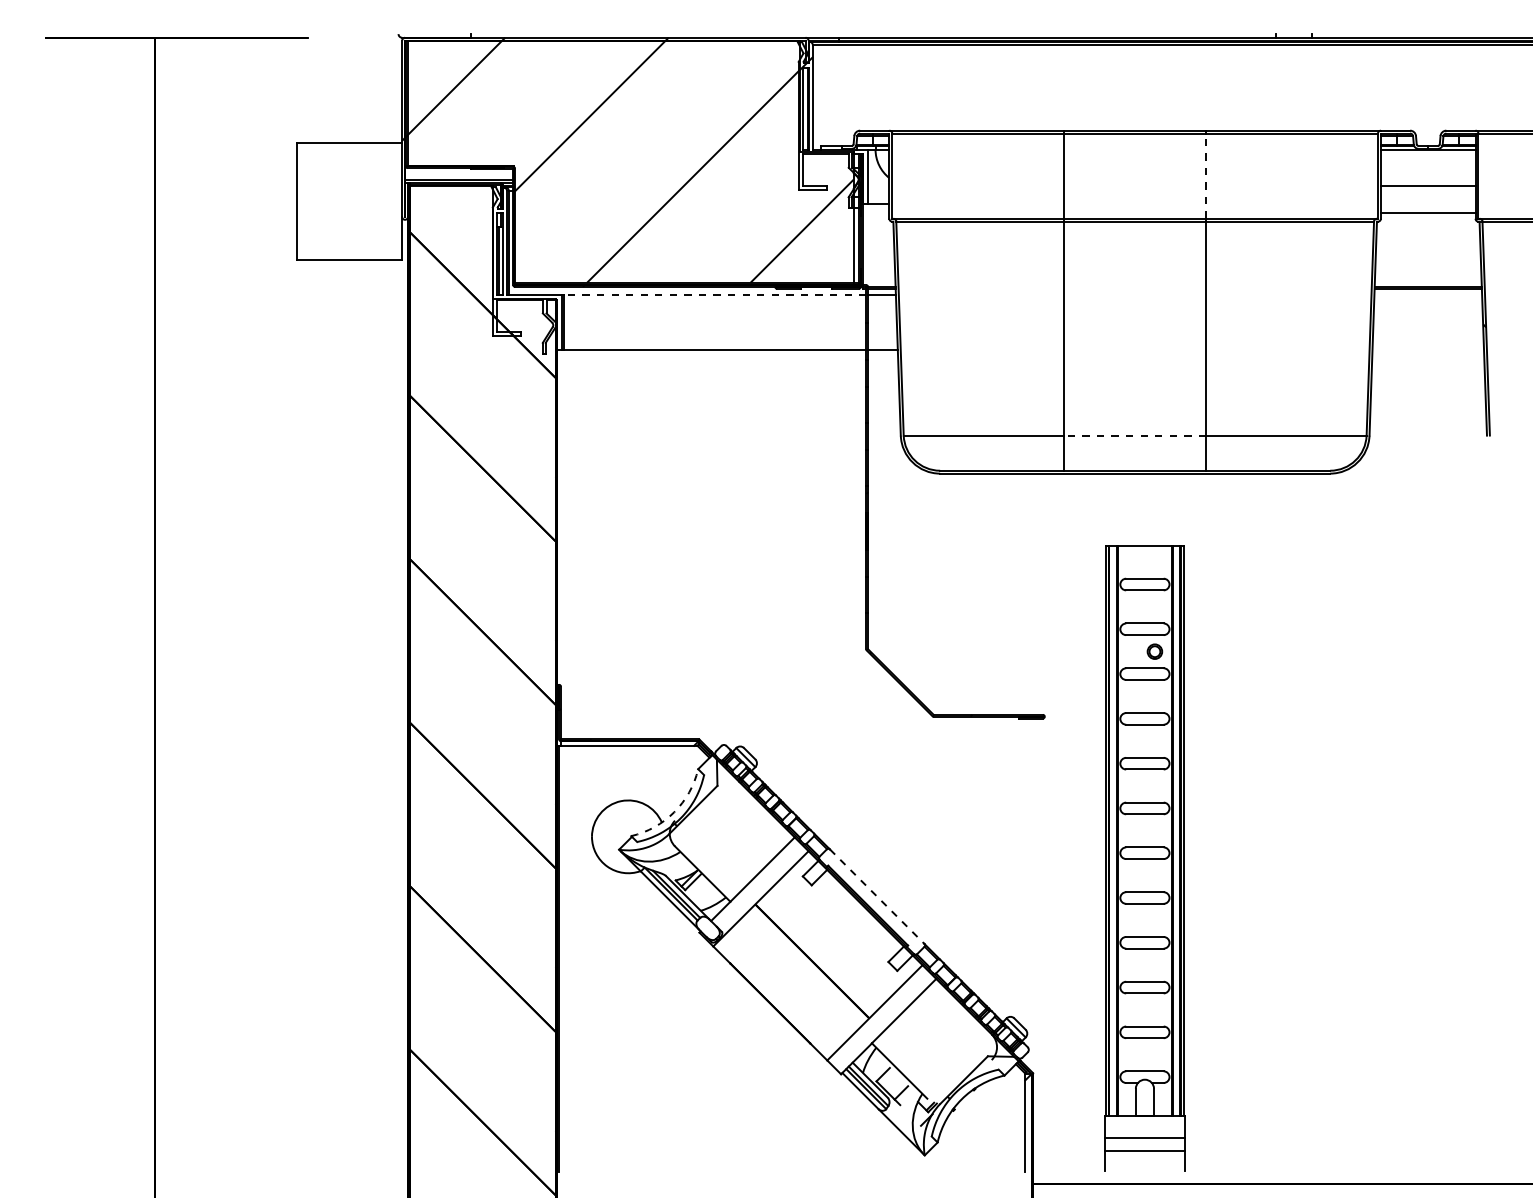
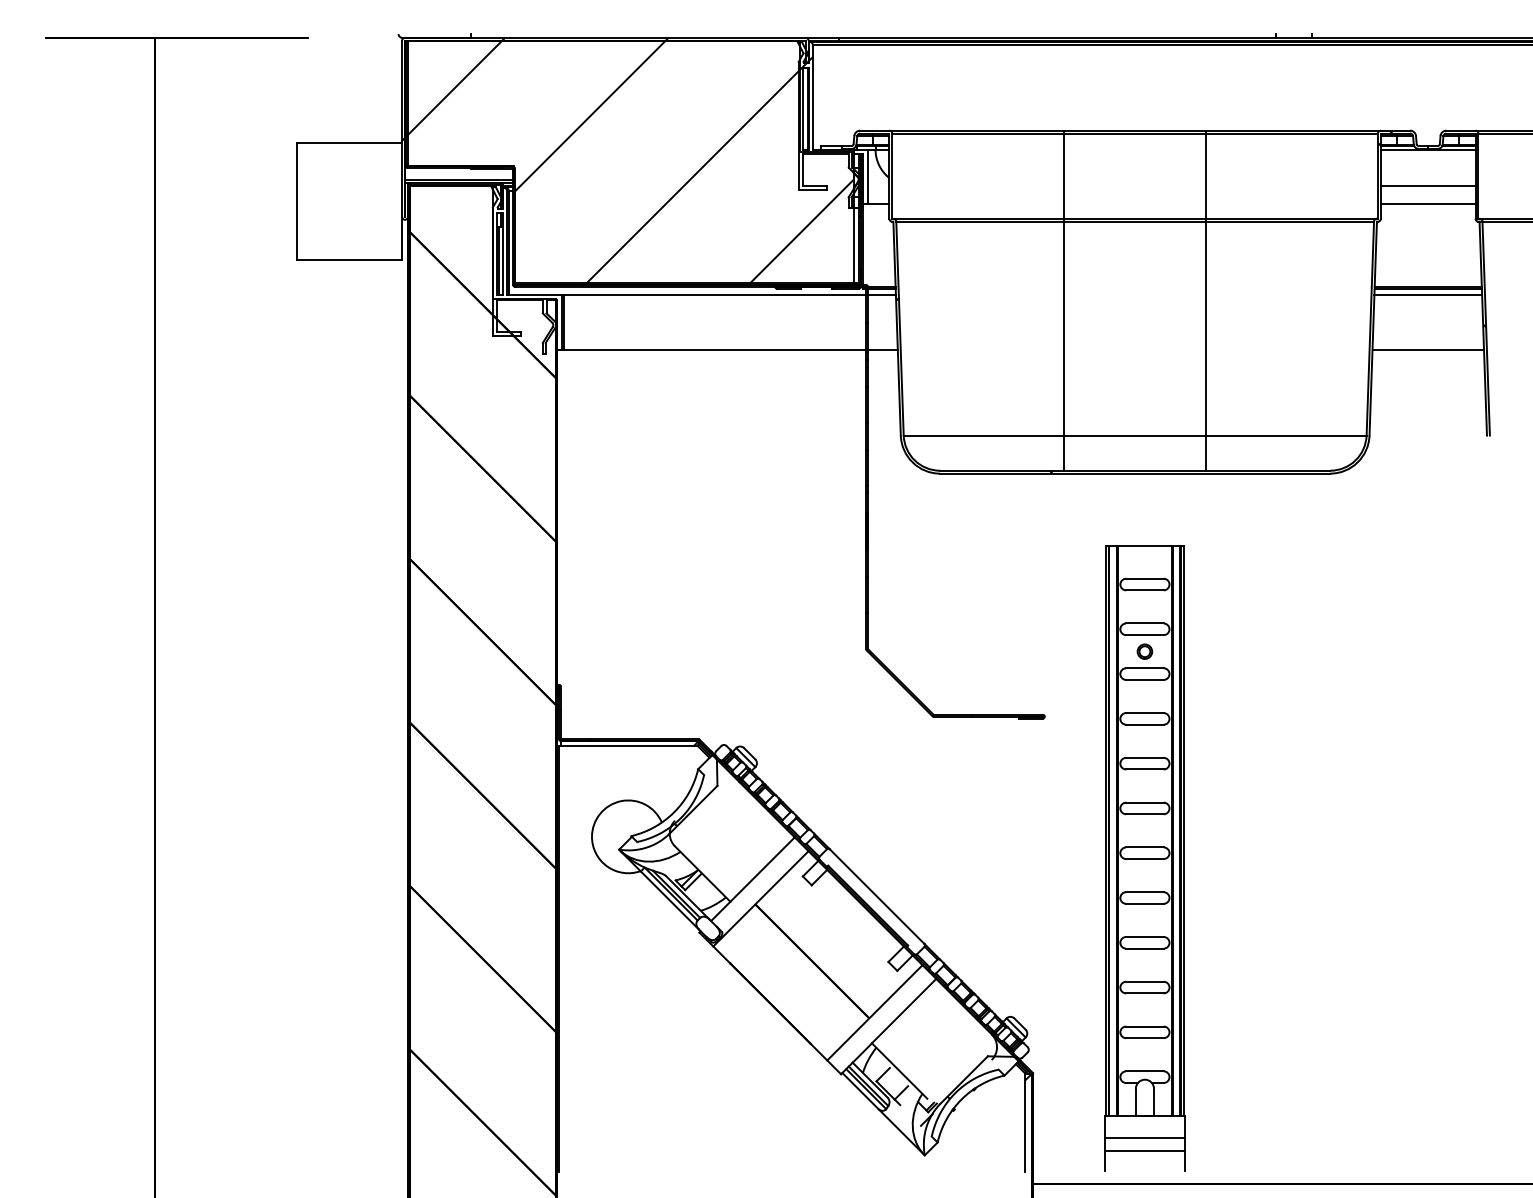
line: dashed -> solid (1206, 176)
line position: (1427, 213) -> (1427, 204) (1427, 204)
line: dashed -> solid (714, 295)
line: none -> present (1428, 295)
hatch: none -> present (1144, 301)
line: none -> present (1428, 349)
line: dashed -> solid (1135, 435)
part position: (1154, 651) -> (1144, 651) (1144, 651)
arc: dashed -> solid (674, 812)
line: dashed -> solid (877, 896)
